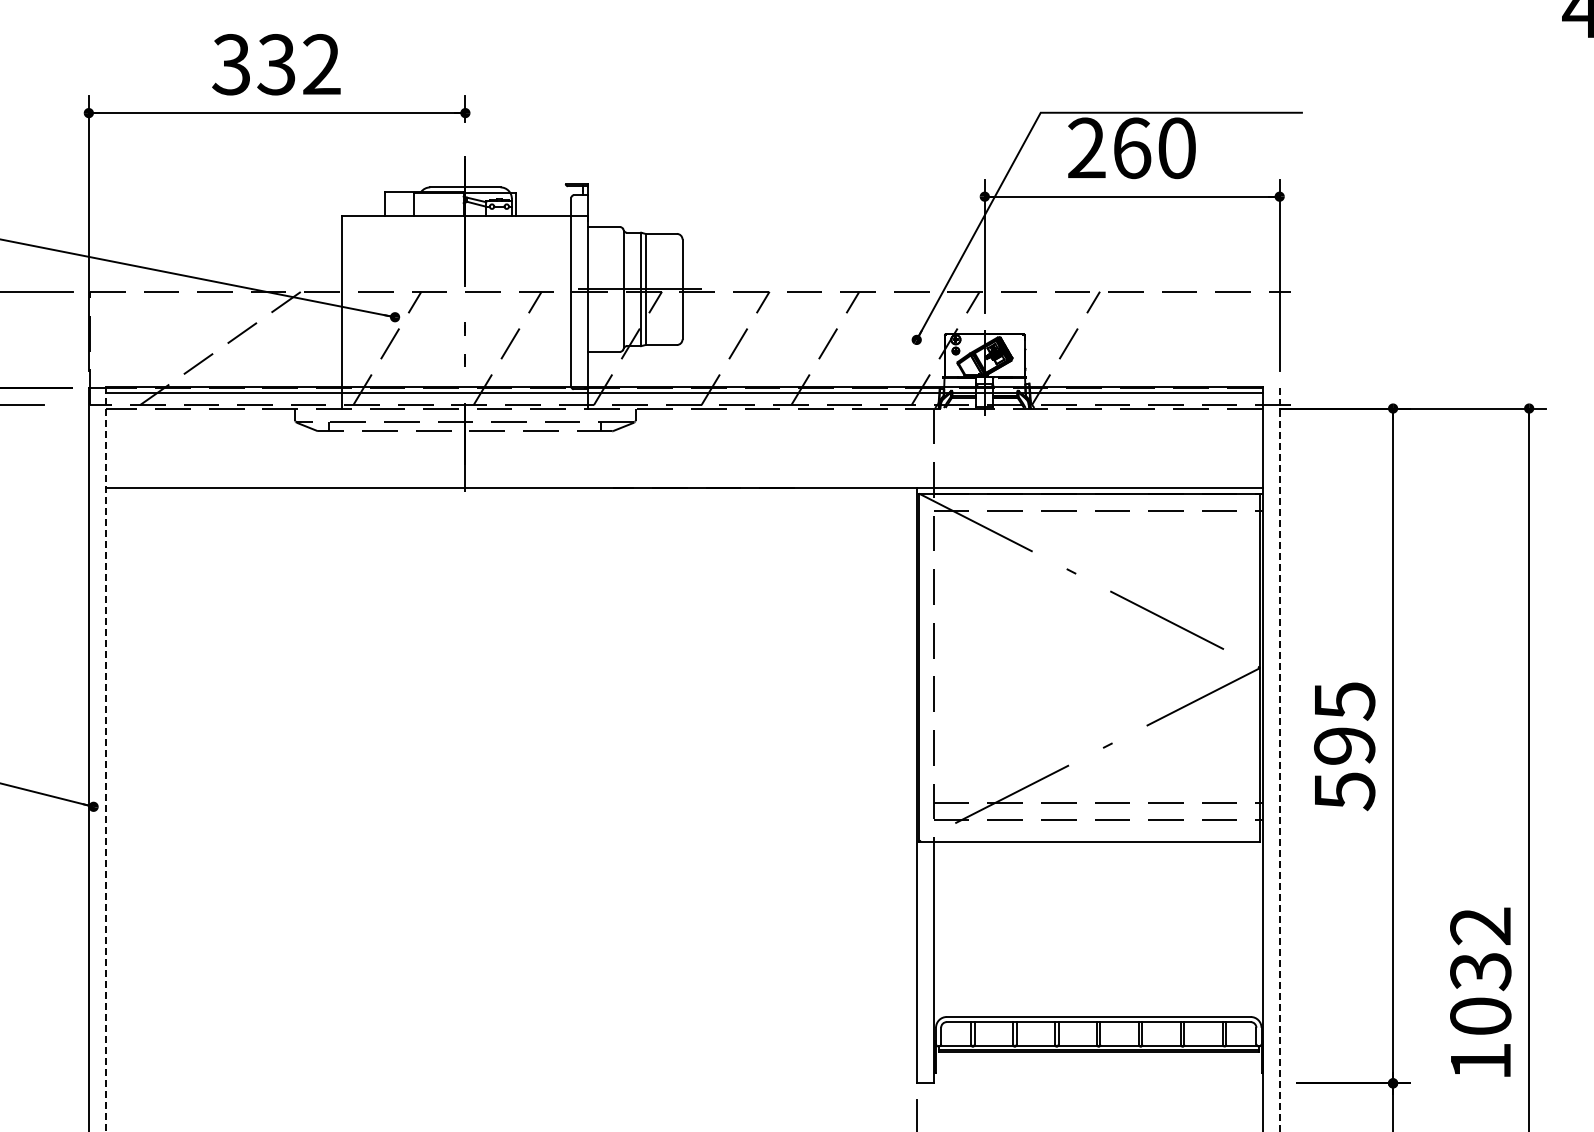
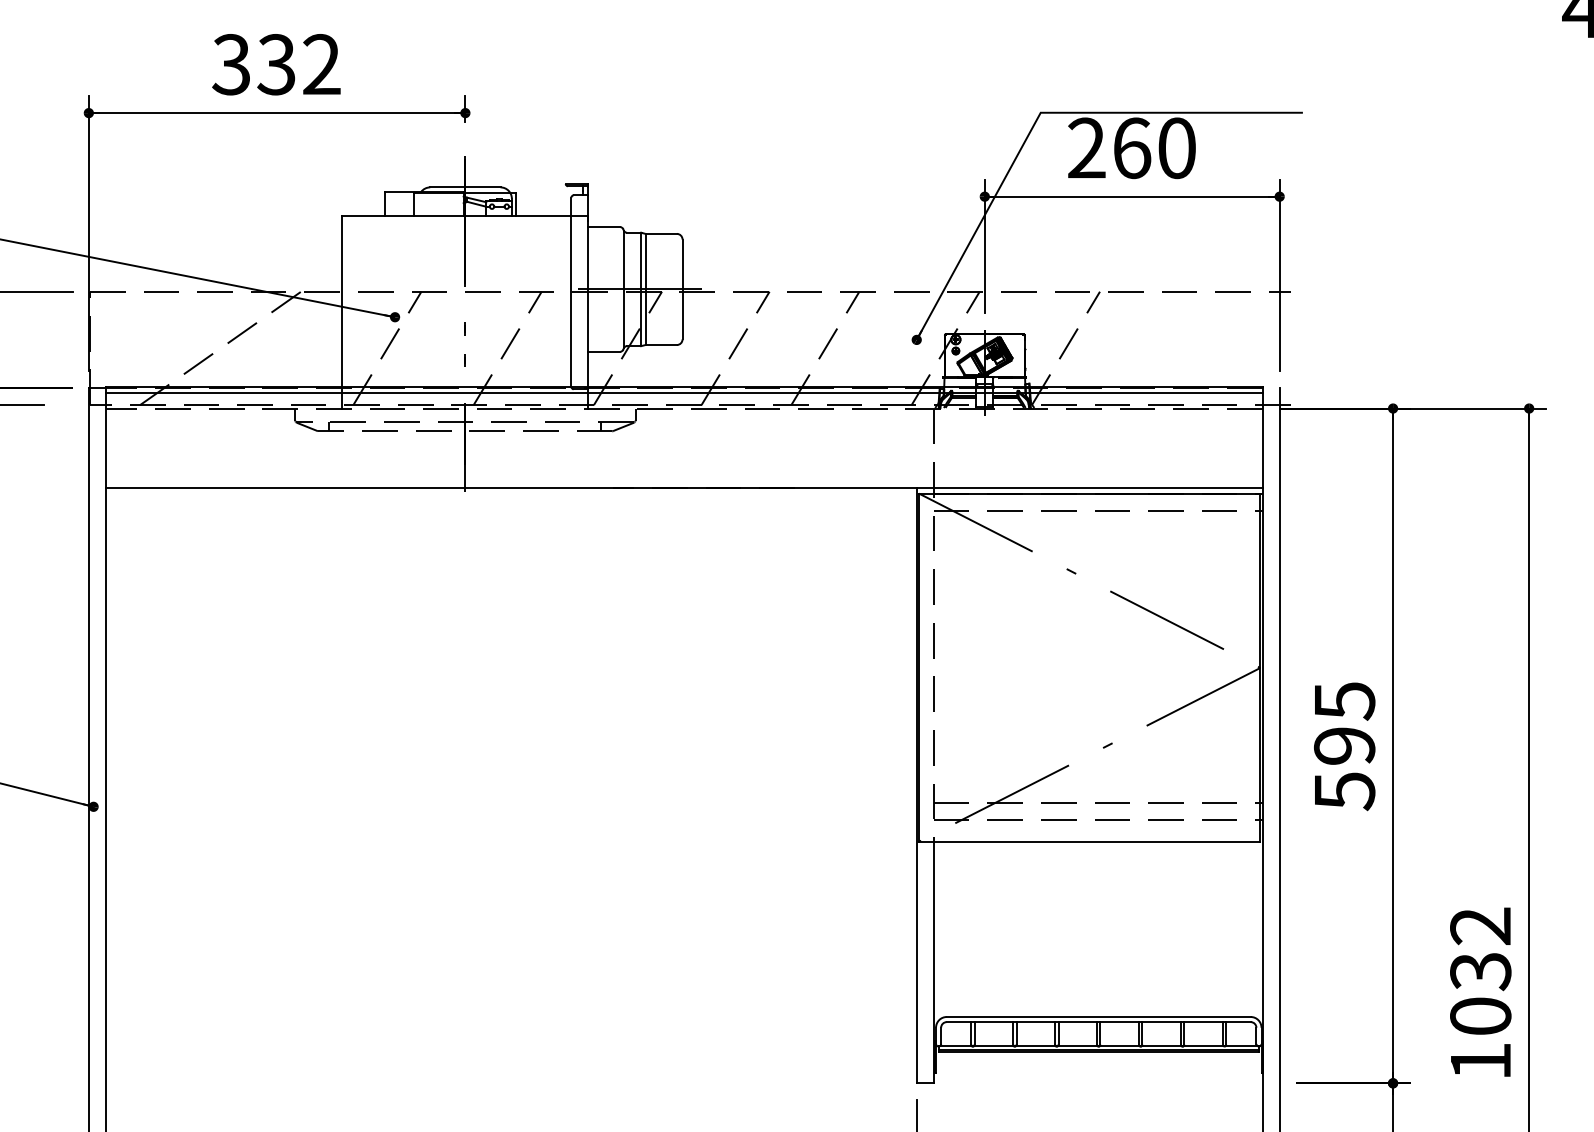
line: dashed -> solid (105, 759)
line: dashed -> solid (1279, 760)
